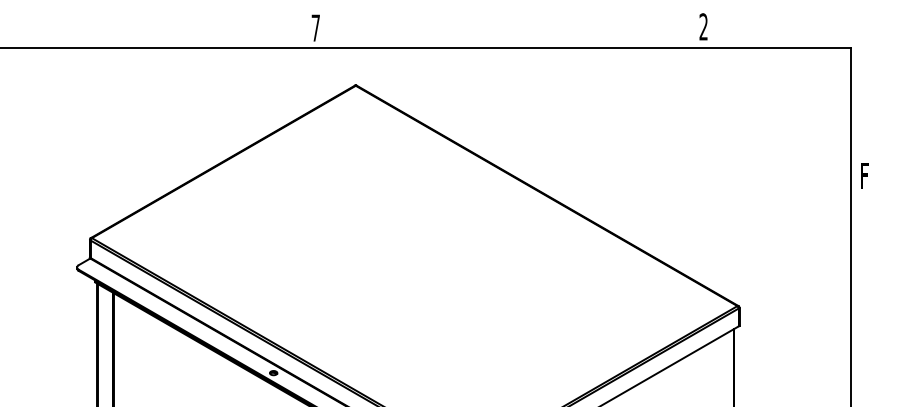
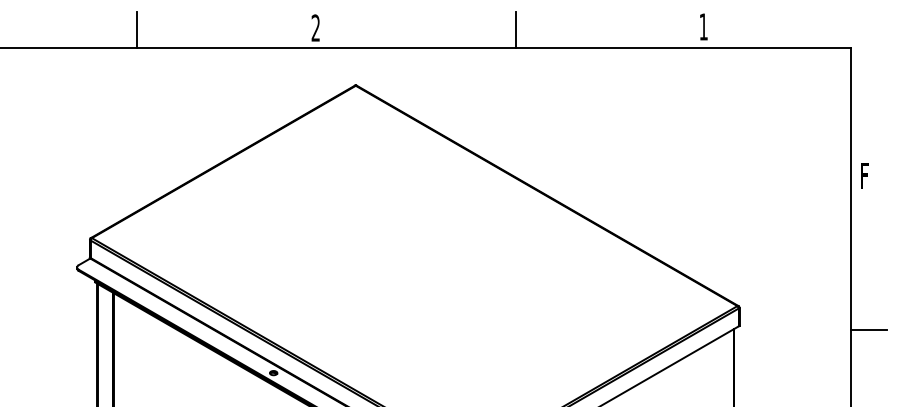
text: 2 -> 1 (703, 26)
text: 7 -> 2 (315, 27)
line: none -> present (137, 29)
line: none -> present (516, 29)
line: none -> present (868, 330)
